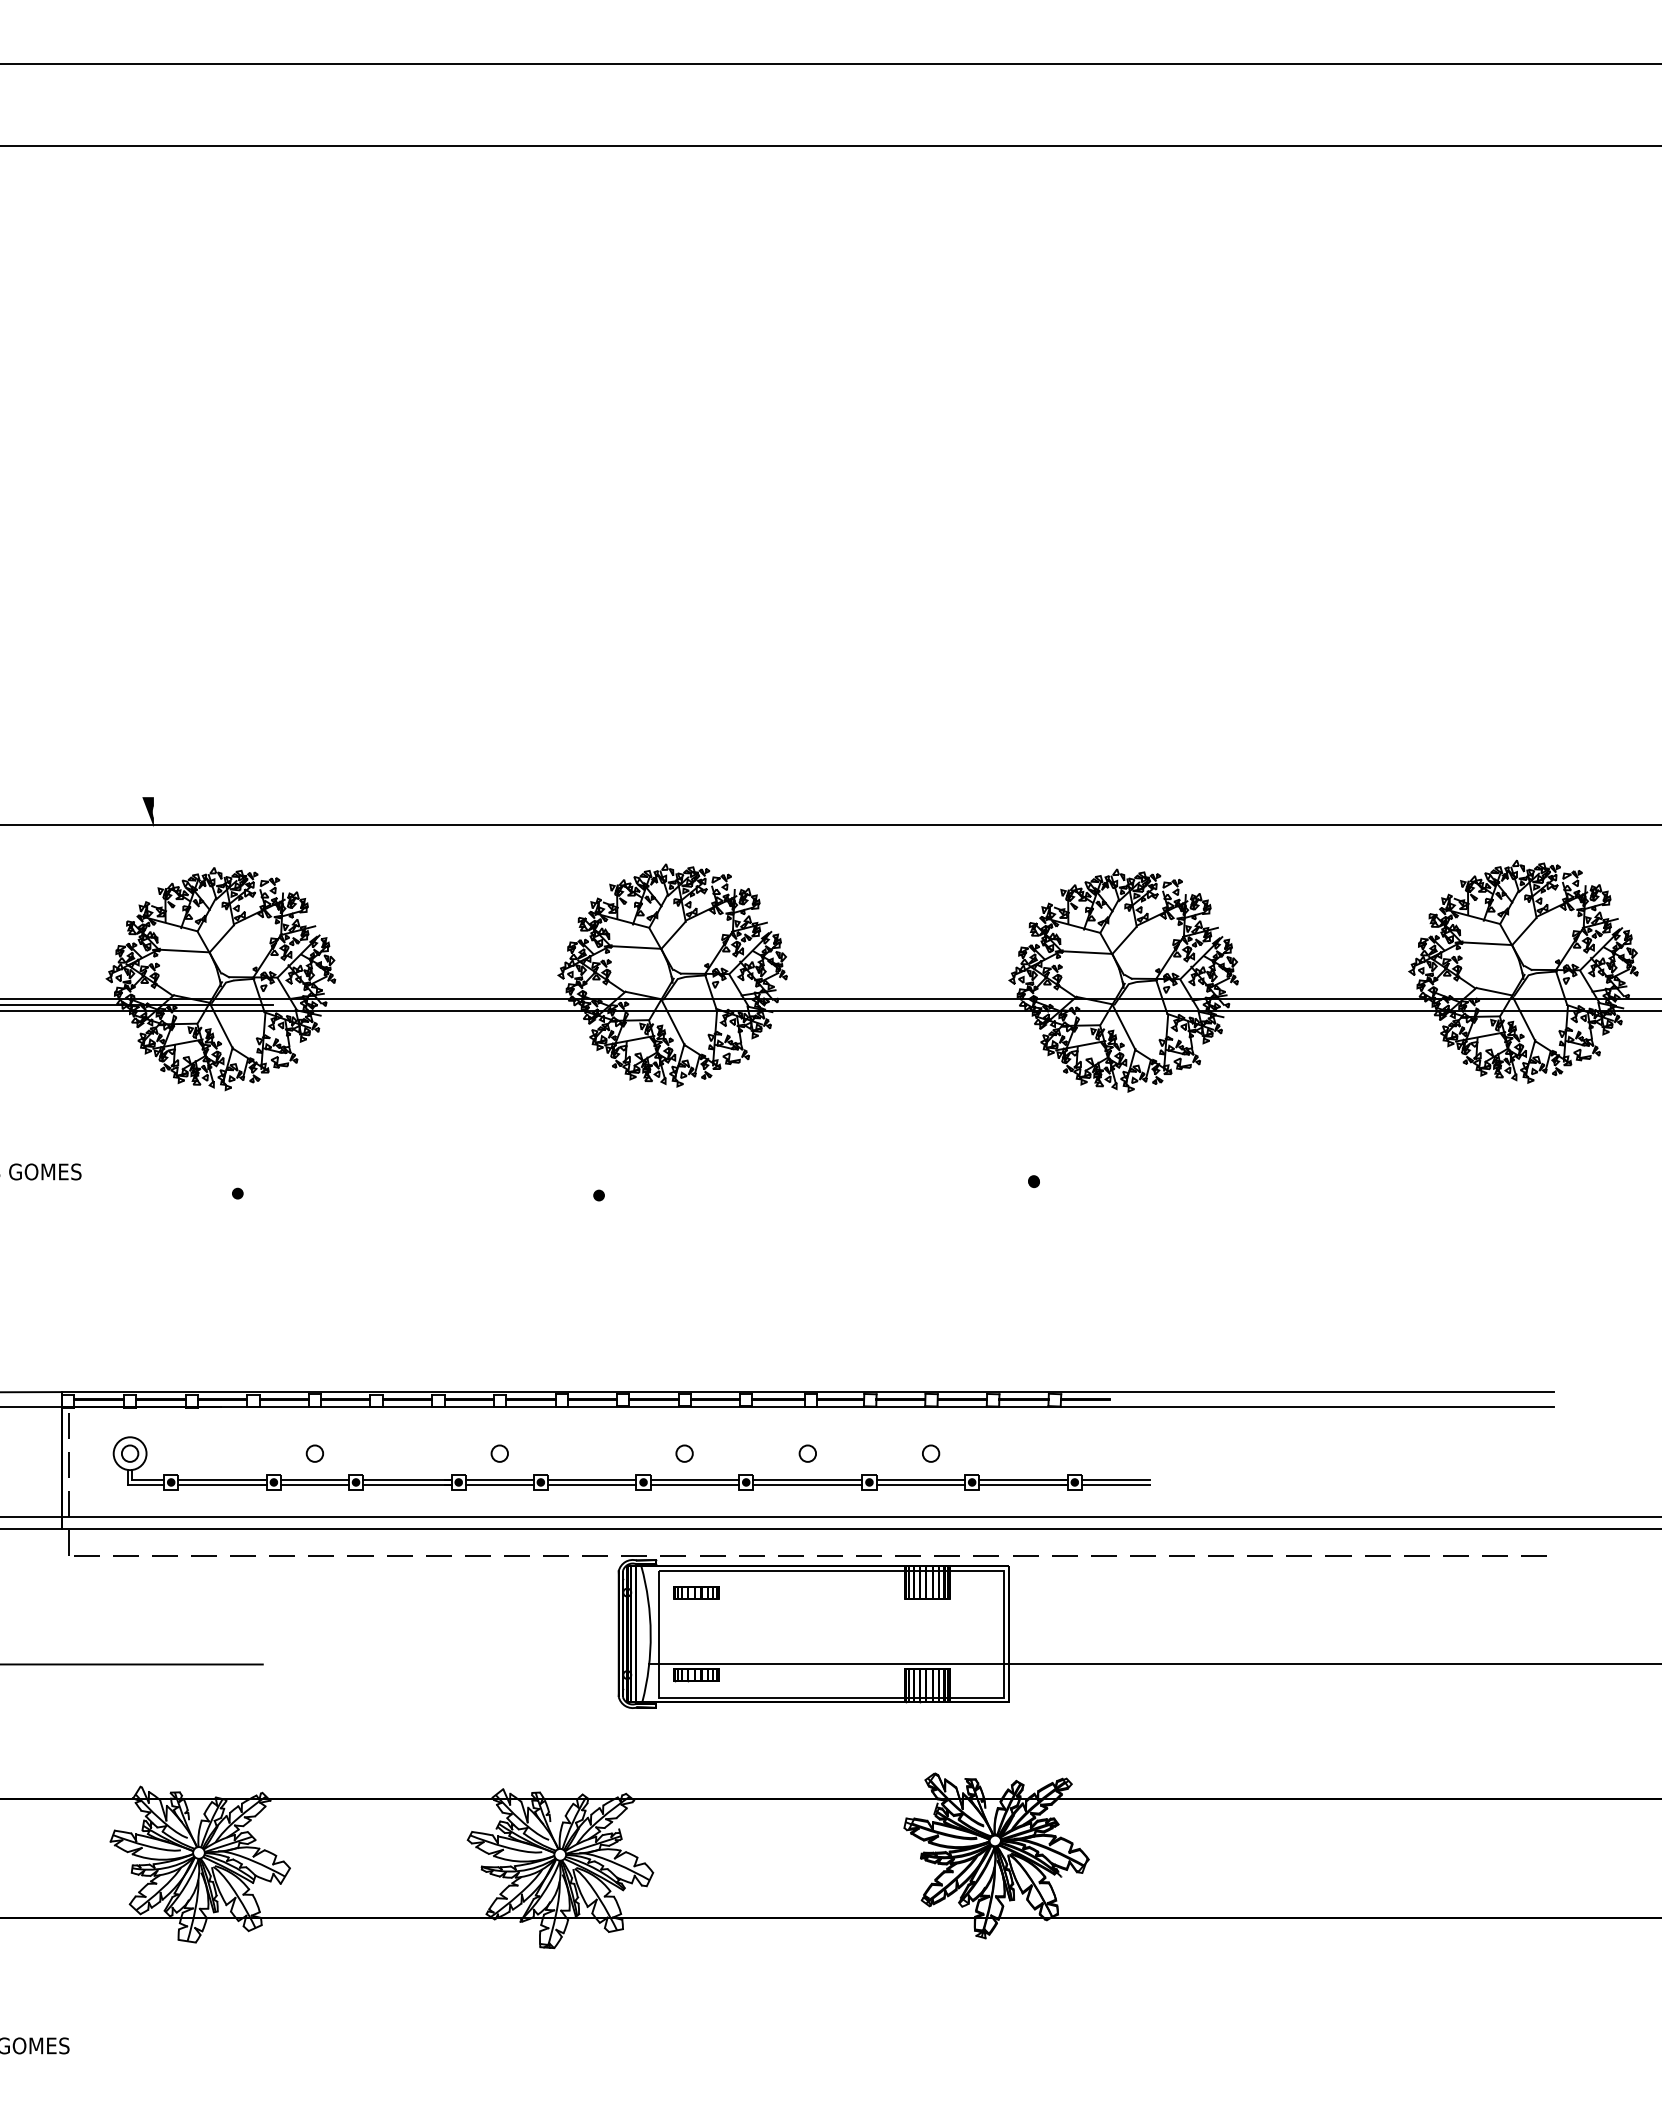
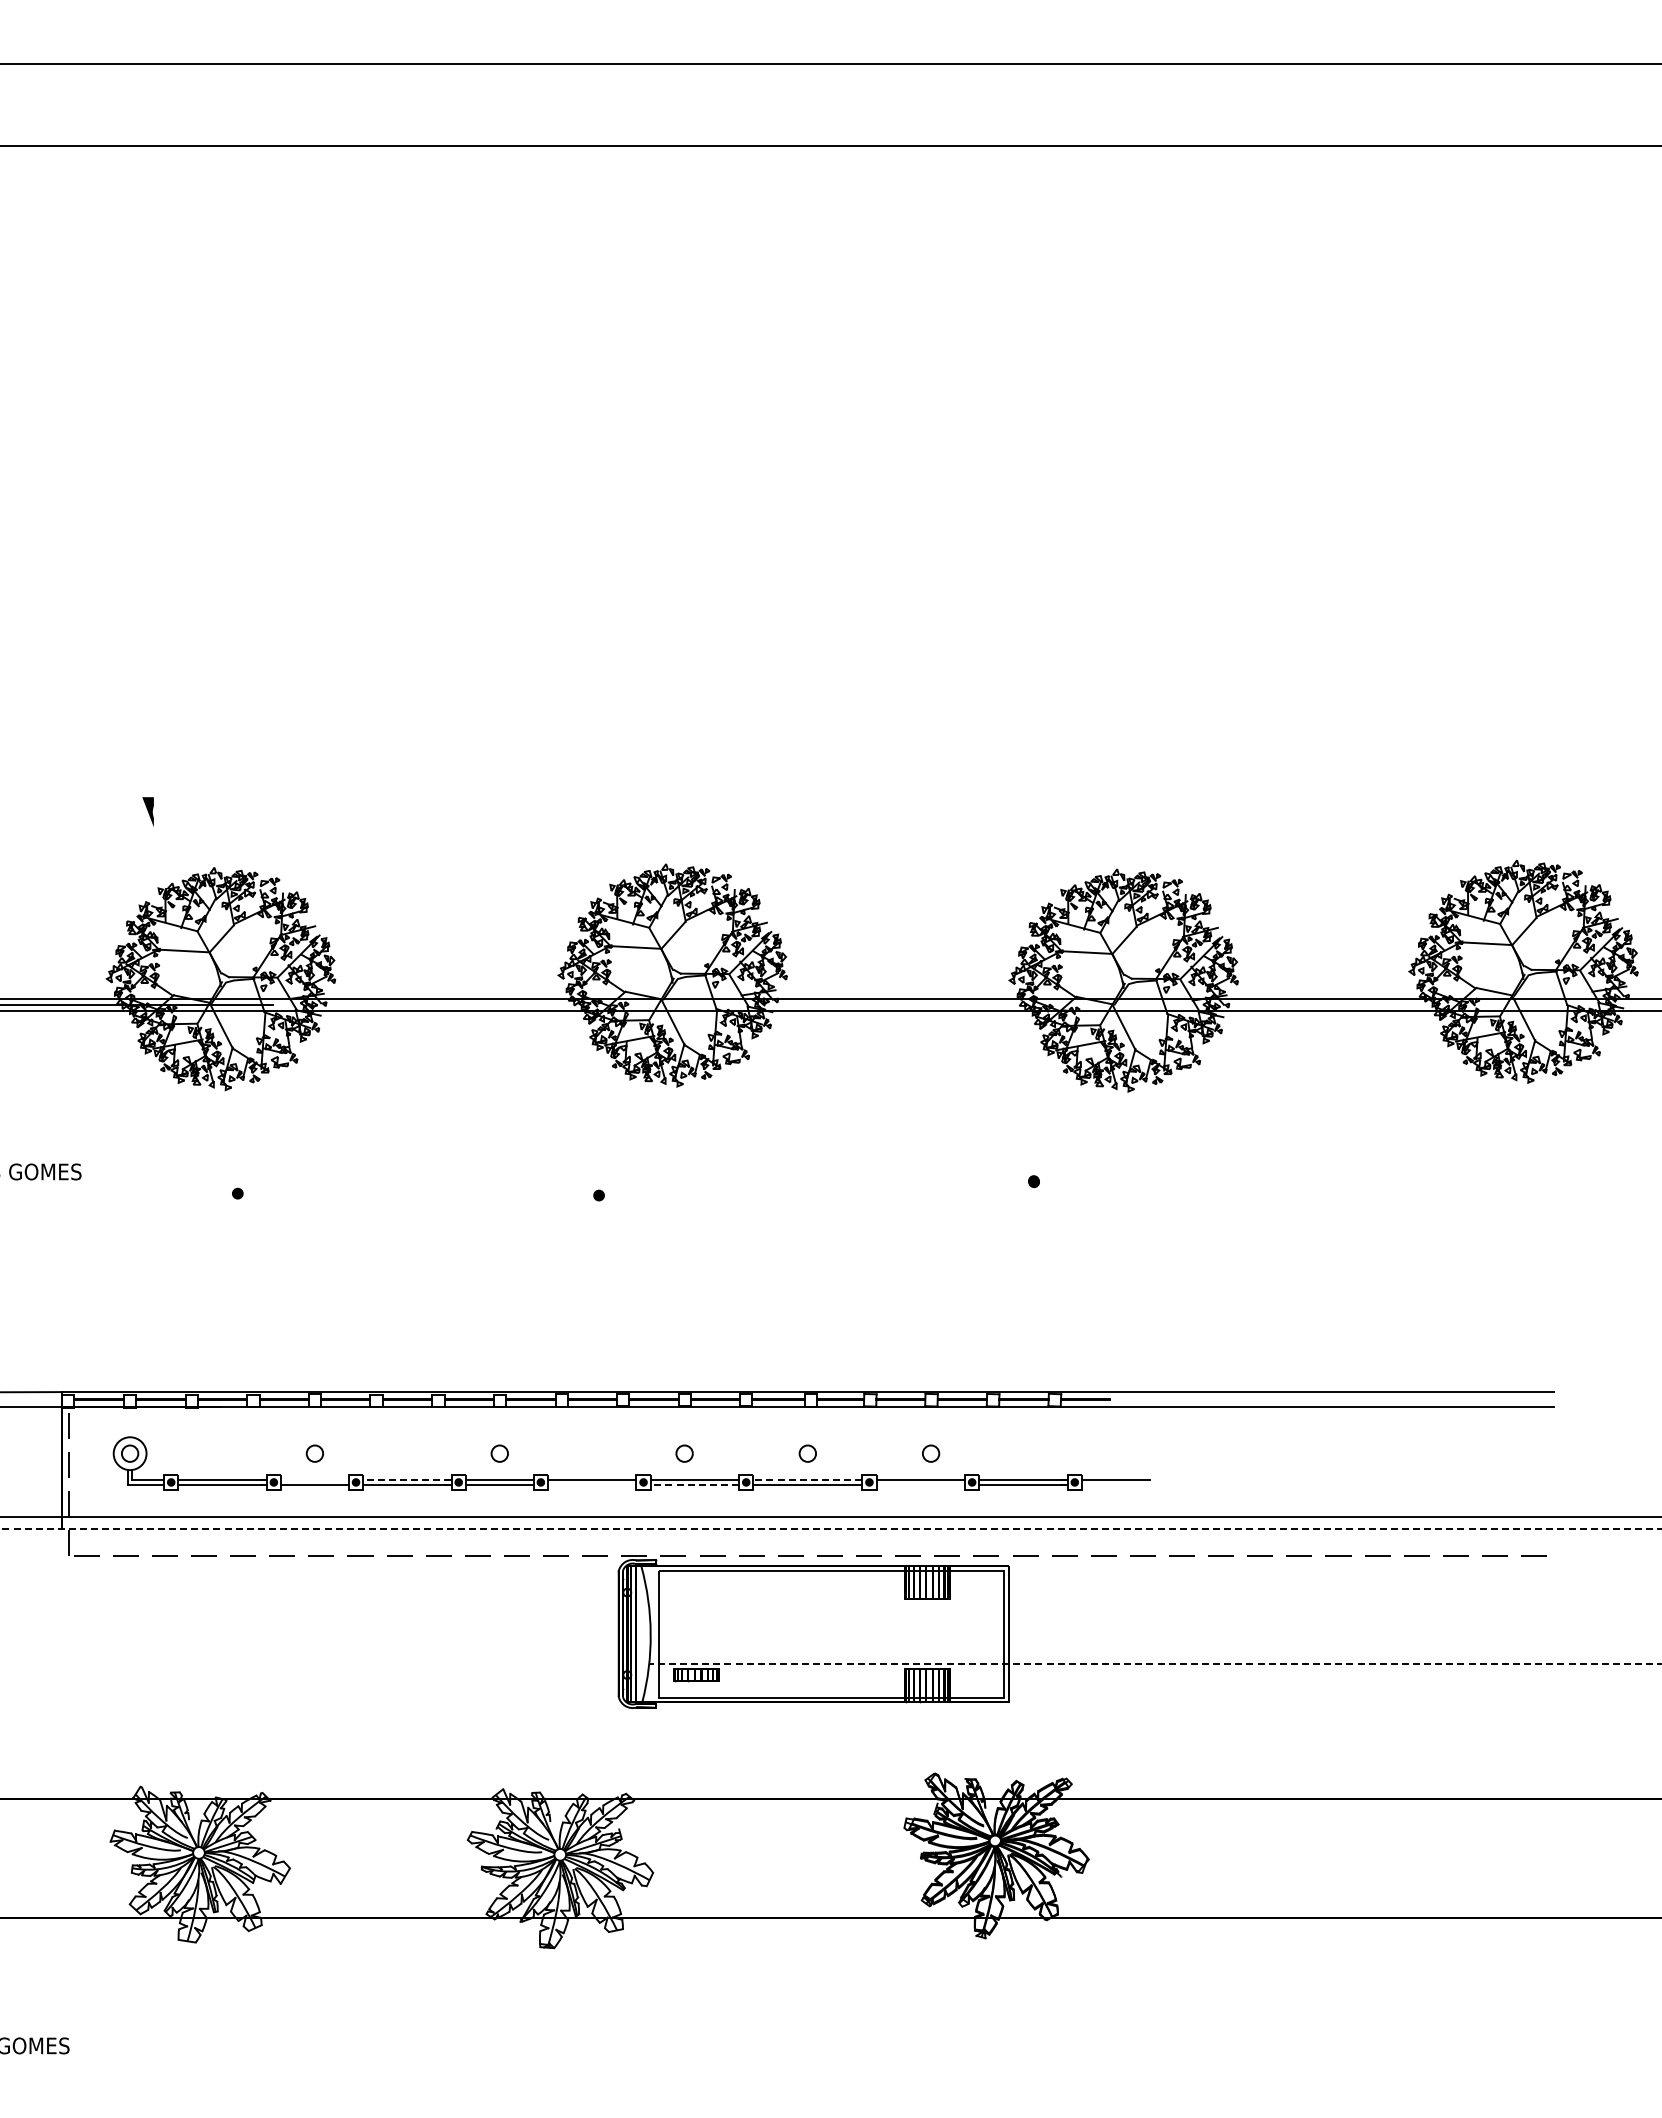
line: present -> none (830, 824)
line: present -> none (314, 1480)
line: solid -> dashed (406, 1480)
line: solid -> dashed (807, 1480)
line: present -> none (592, 1484)
line: solid -> dashed (694, 1484)
line: present -> none (920, 1484)
line: present -> none (1115, 1484)
line: solid -> dashed (830, 1529)
part: present -> none (696, 1592)
line: solid -> dashed (1154, 1663)
line: present -> none (132, 1664)
